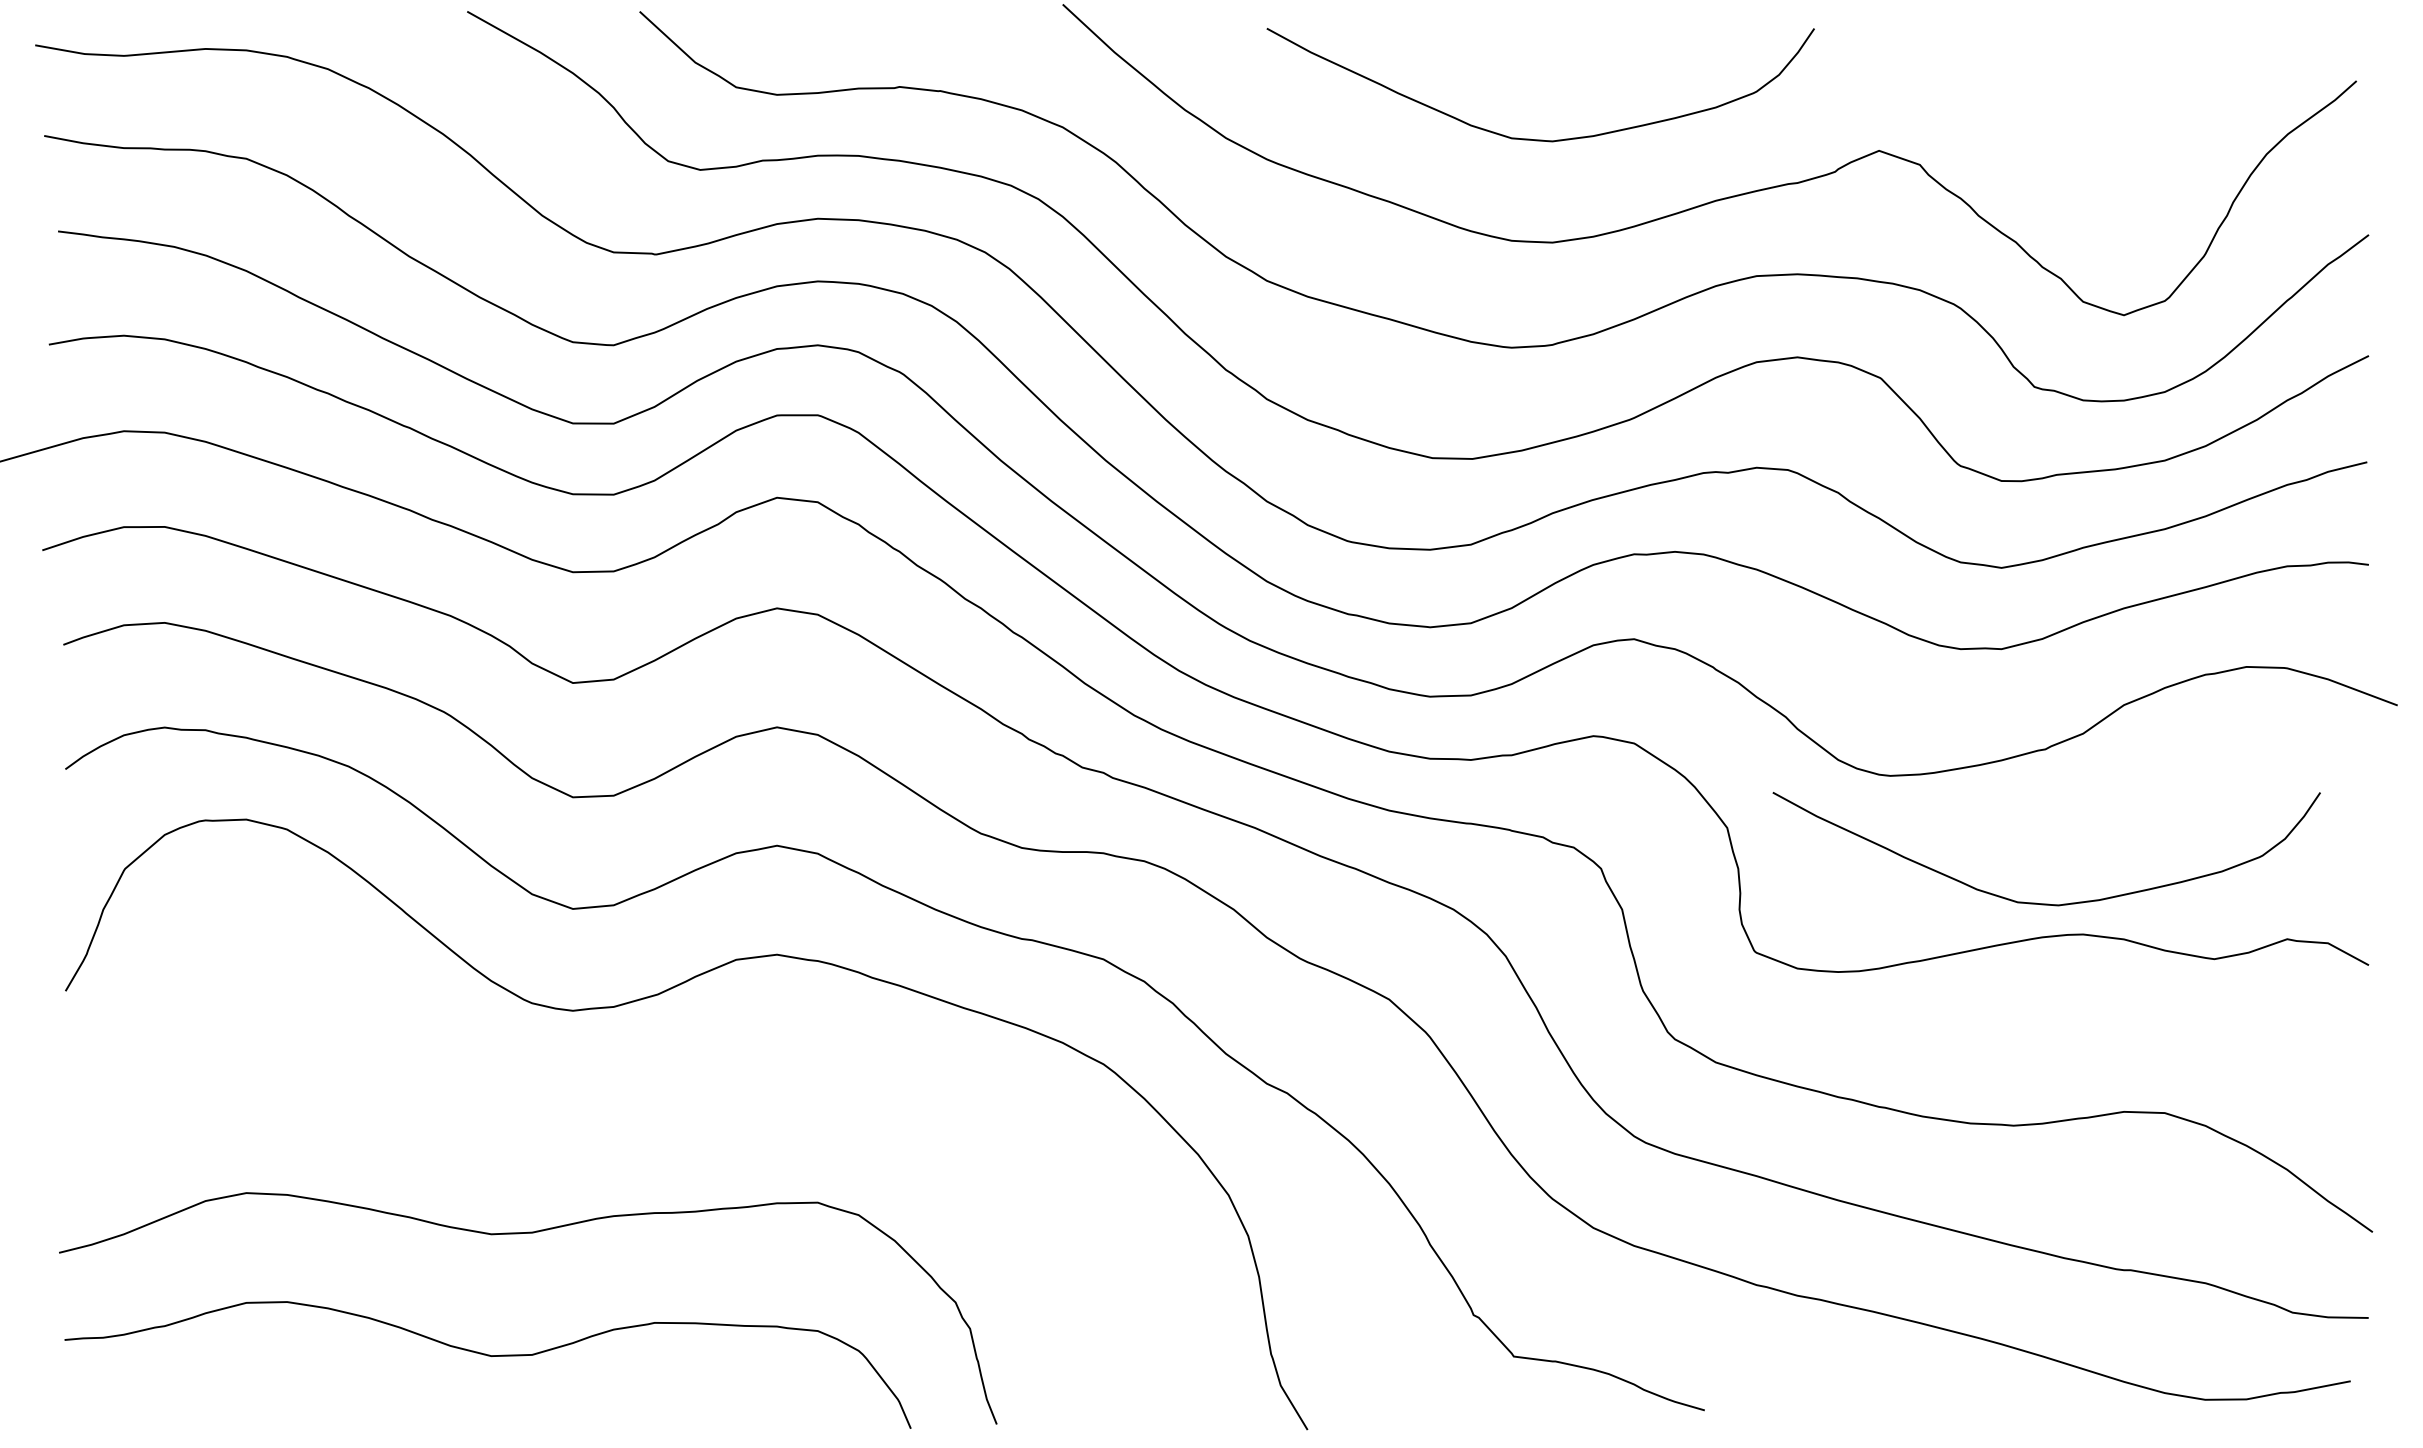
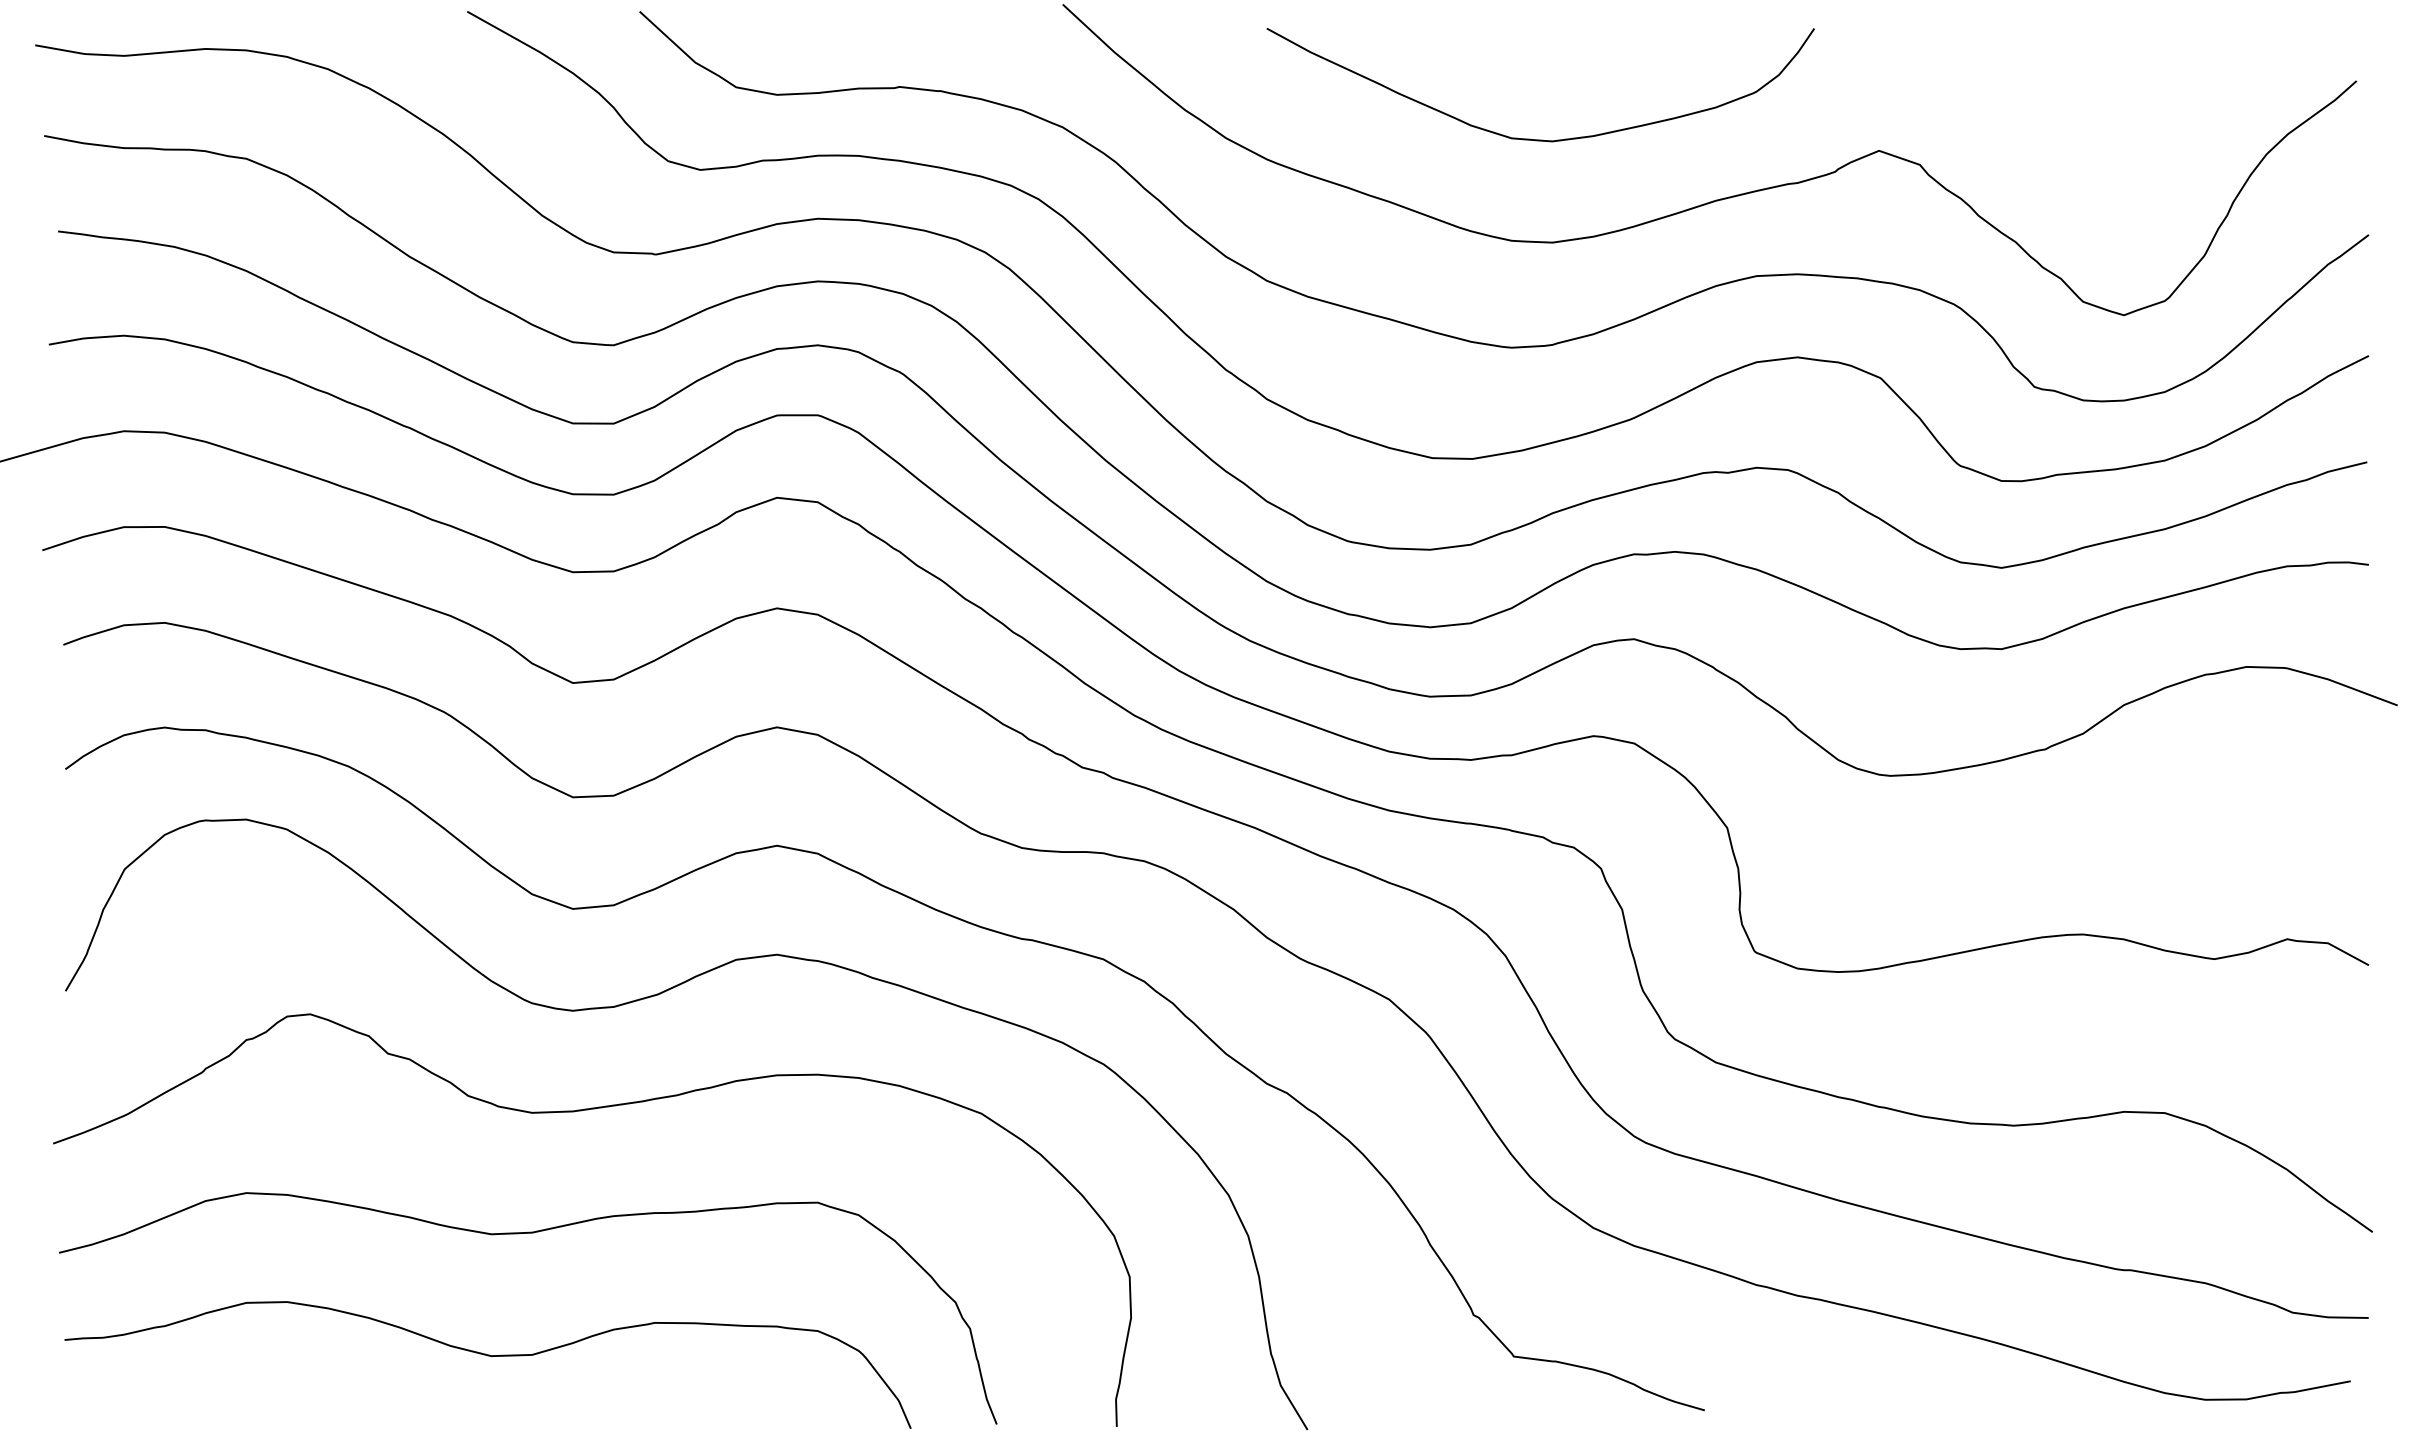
curve: present -> none (2036, 902)
curve: none -> present (574, 1112)
